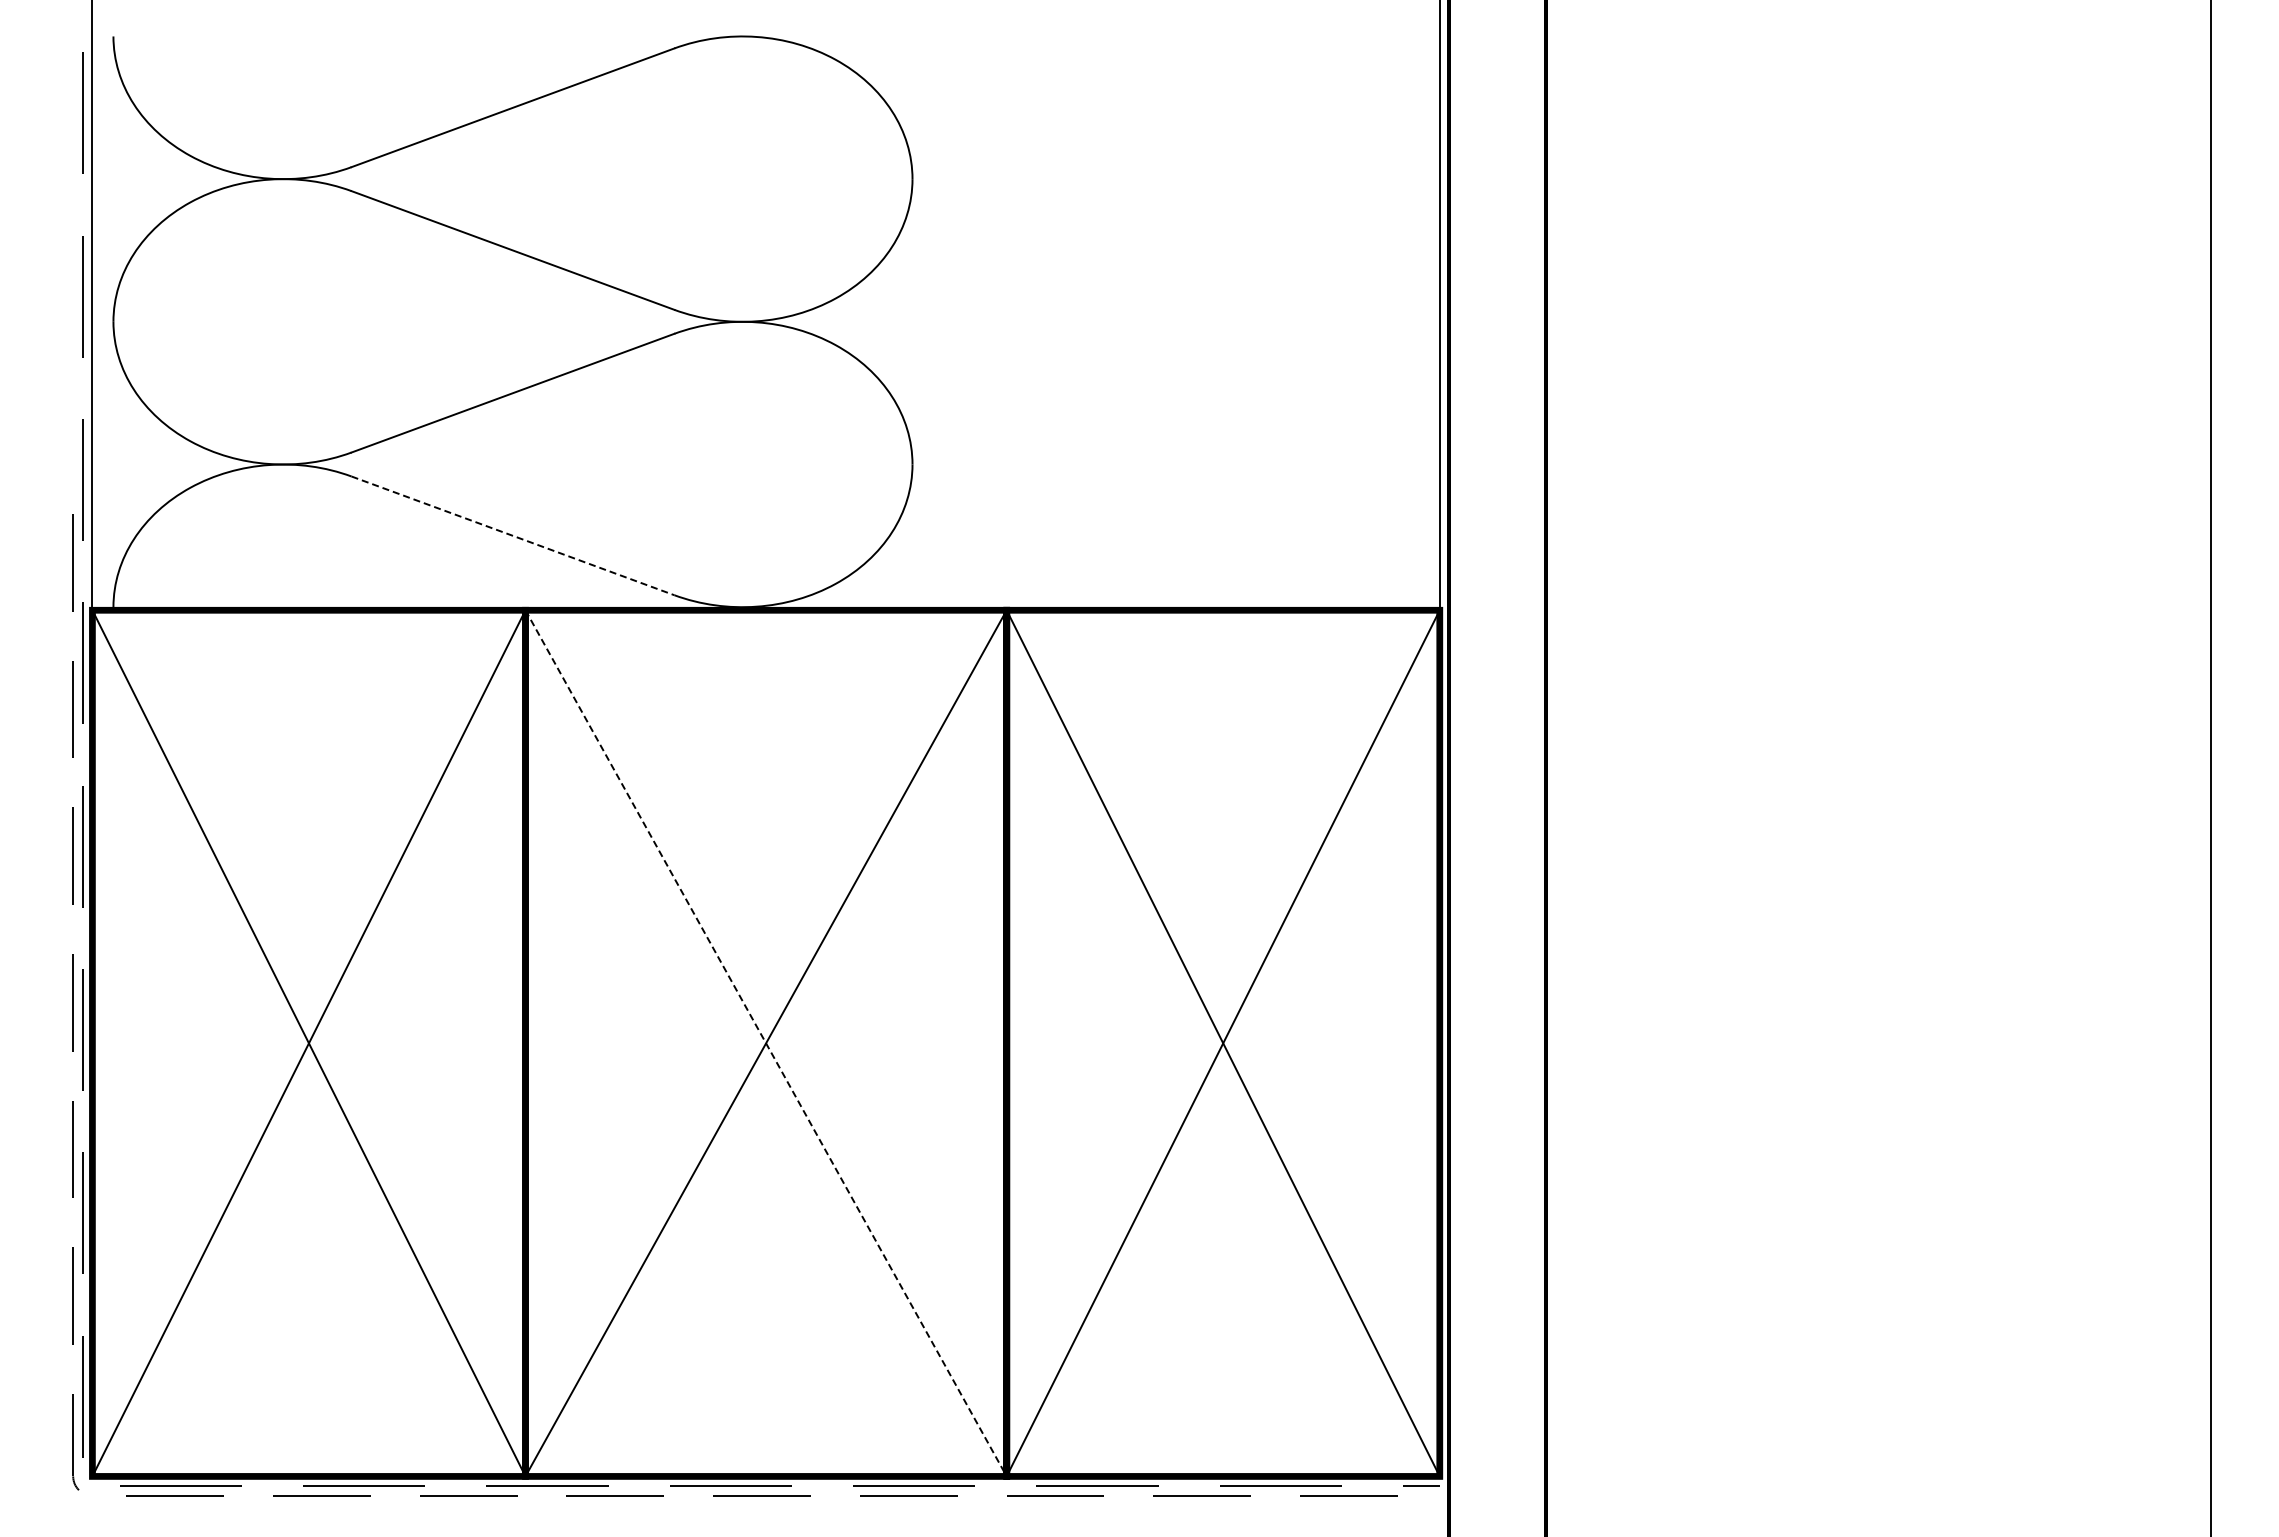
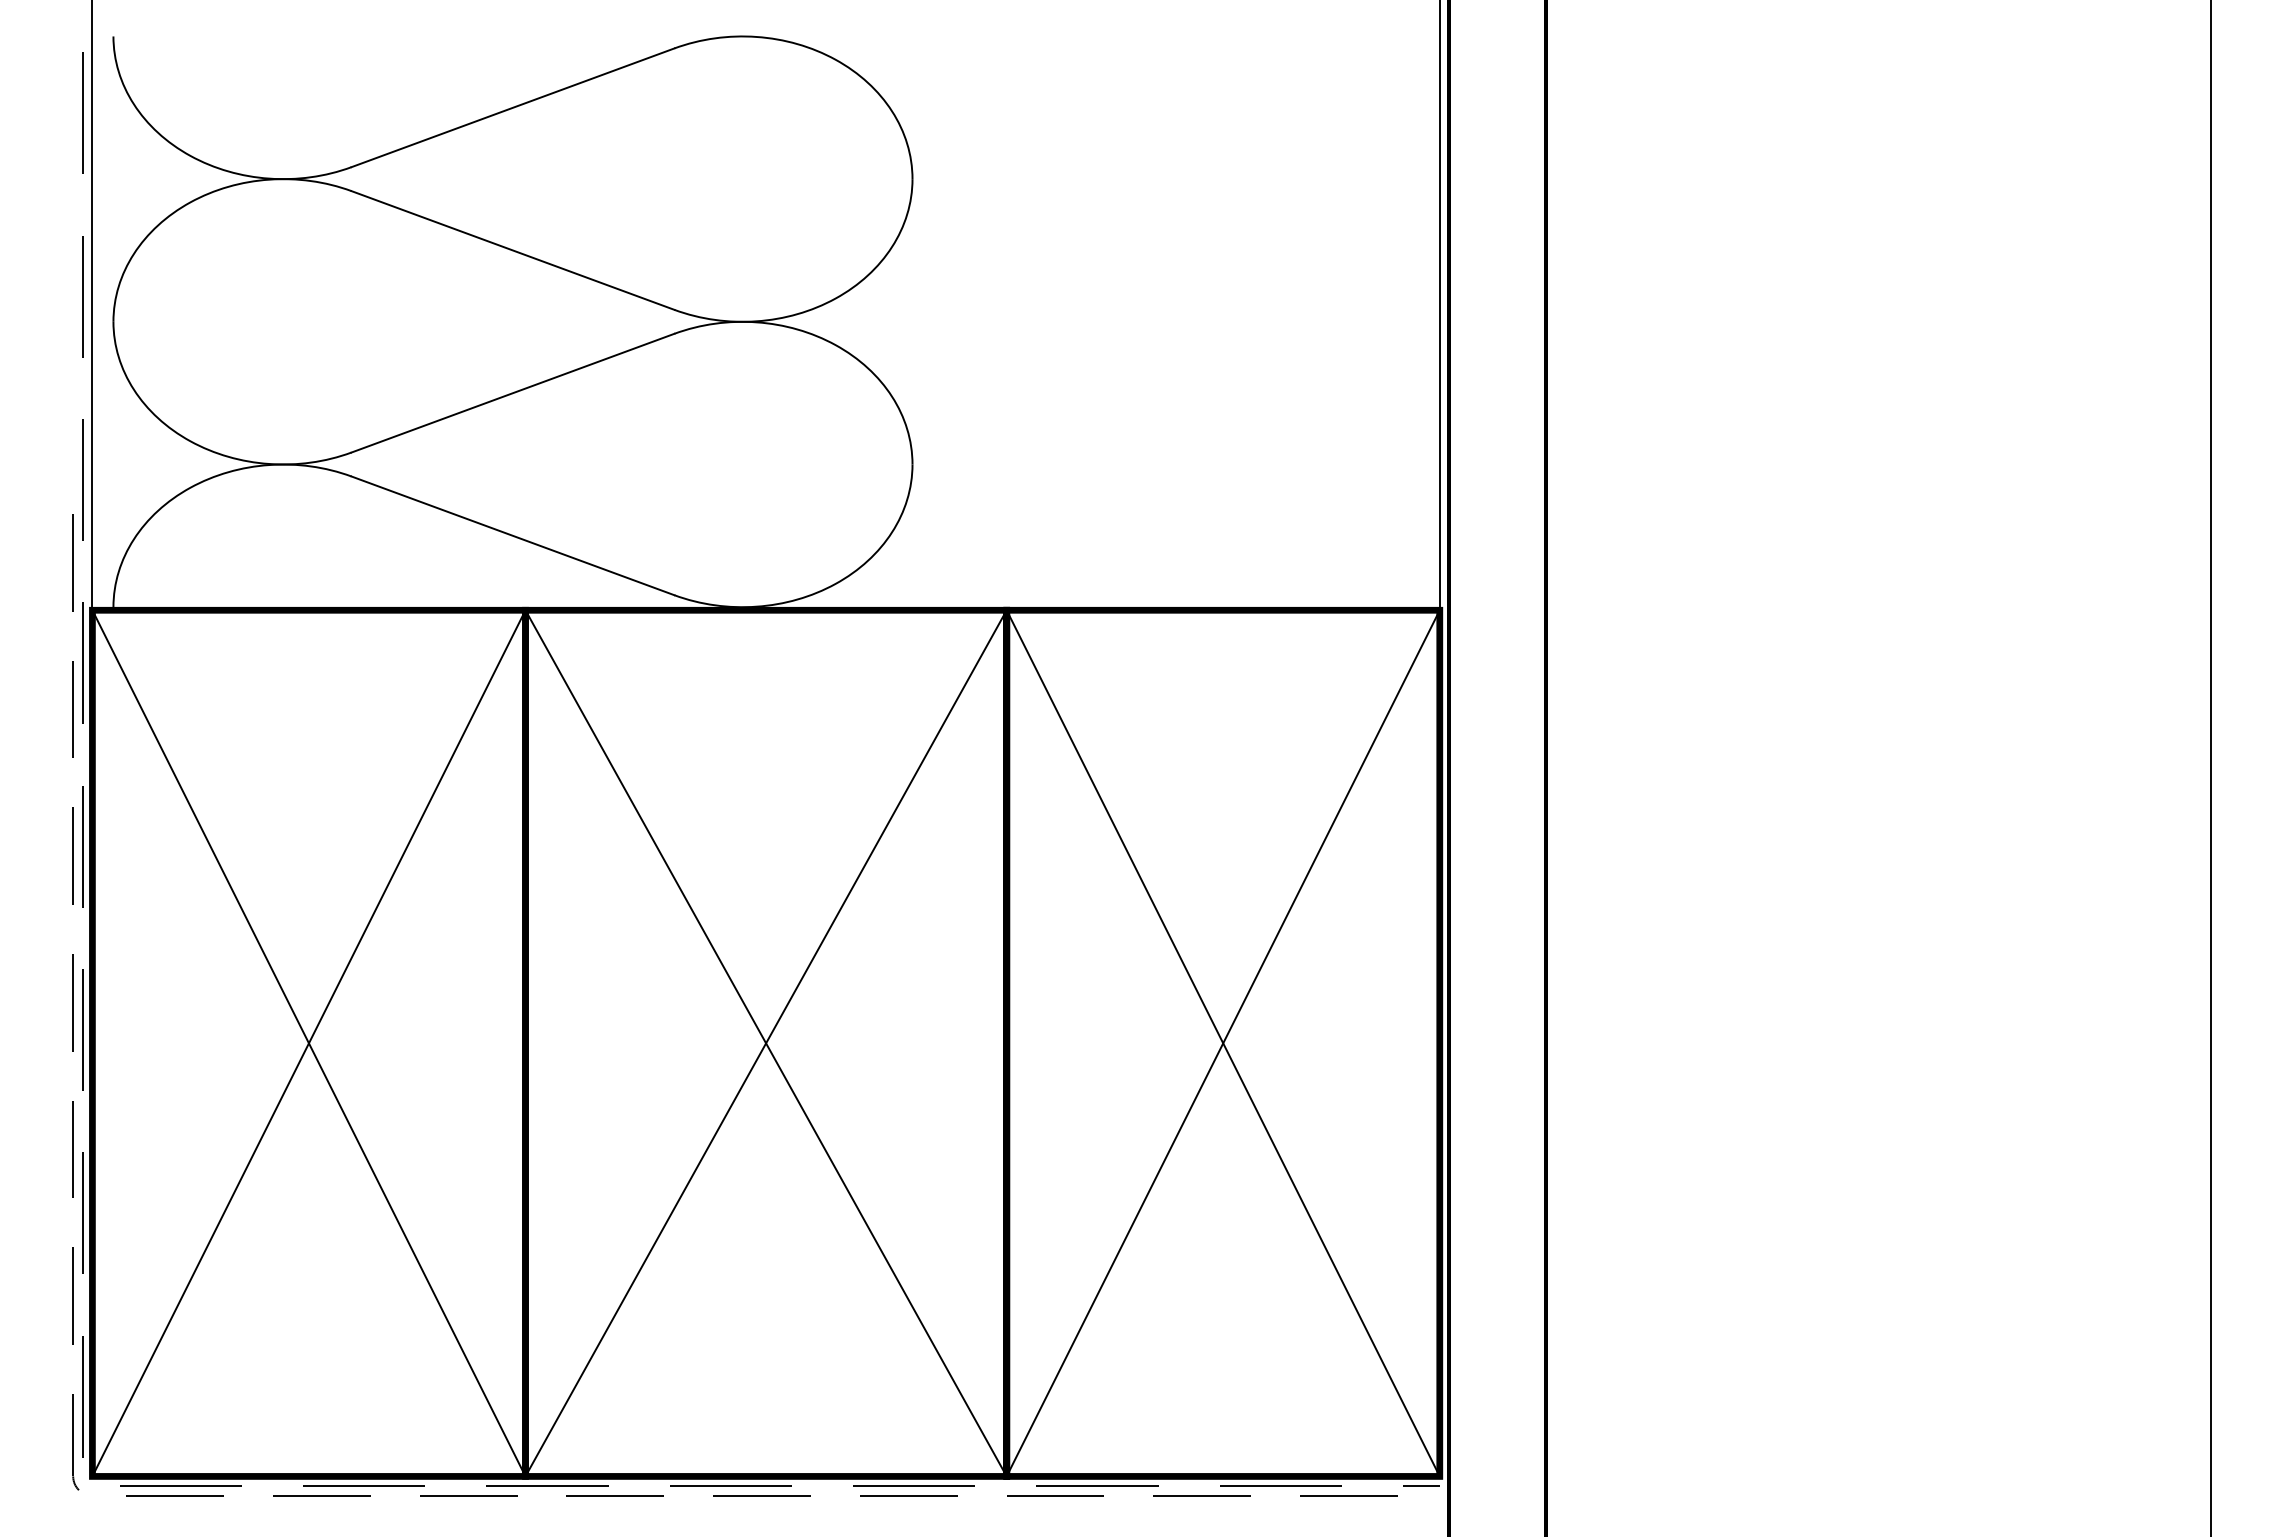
line: dashed -> solid (512, 535)
line: dashed -> solid (766, 1043)
